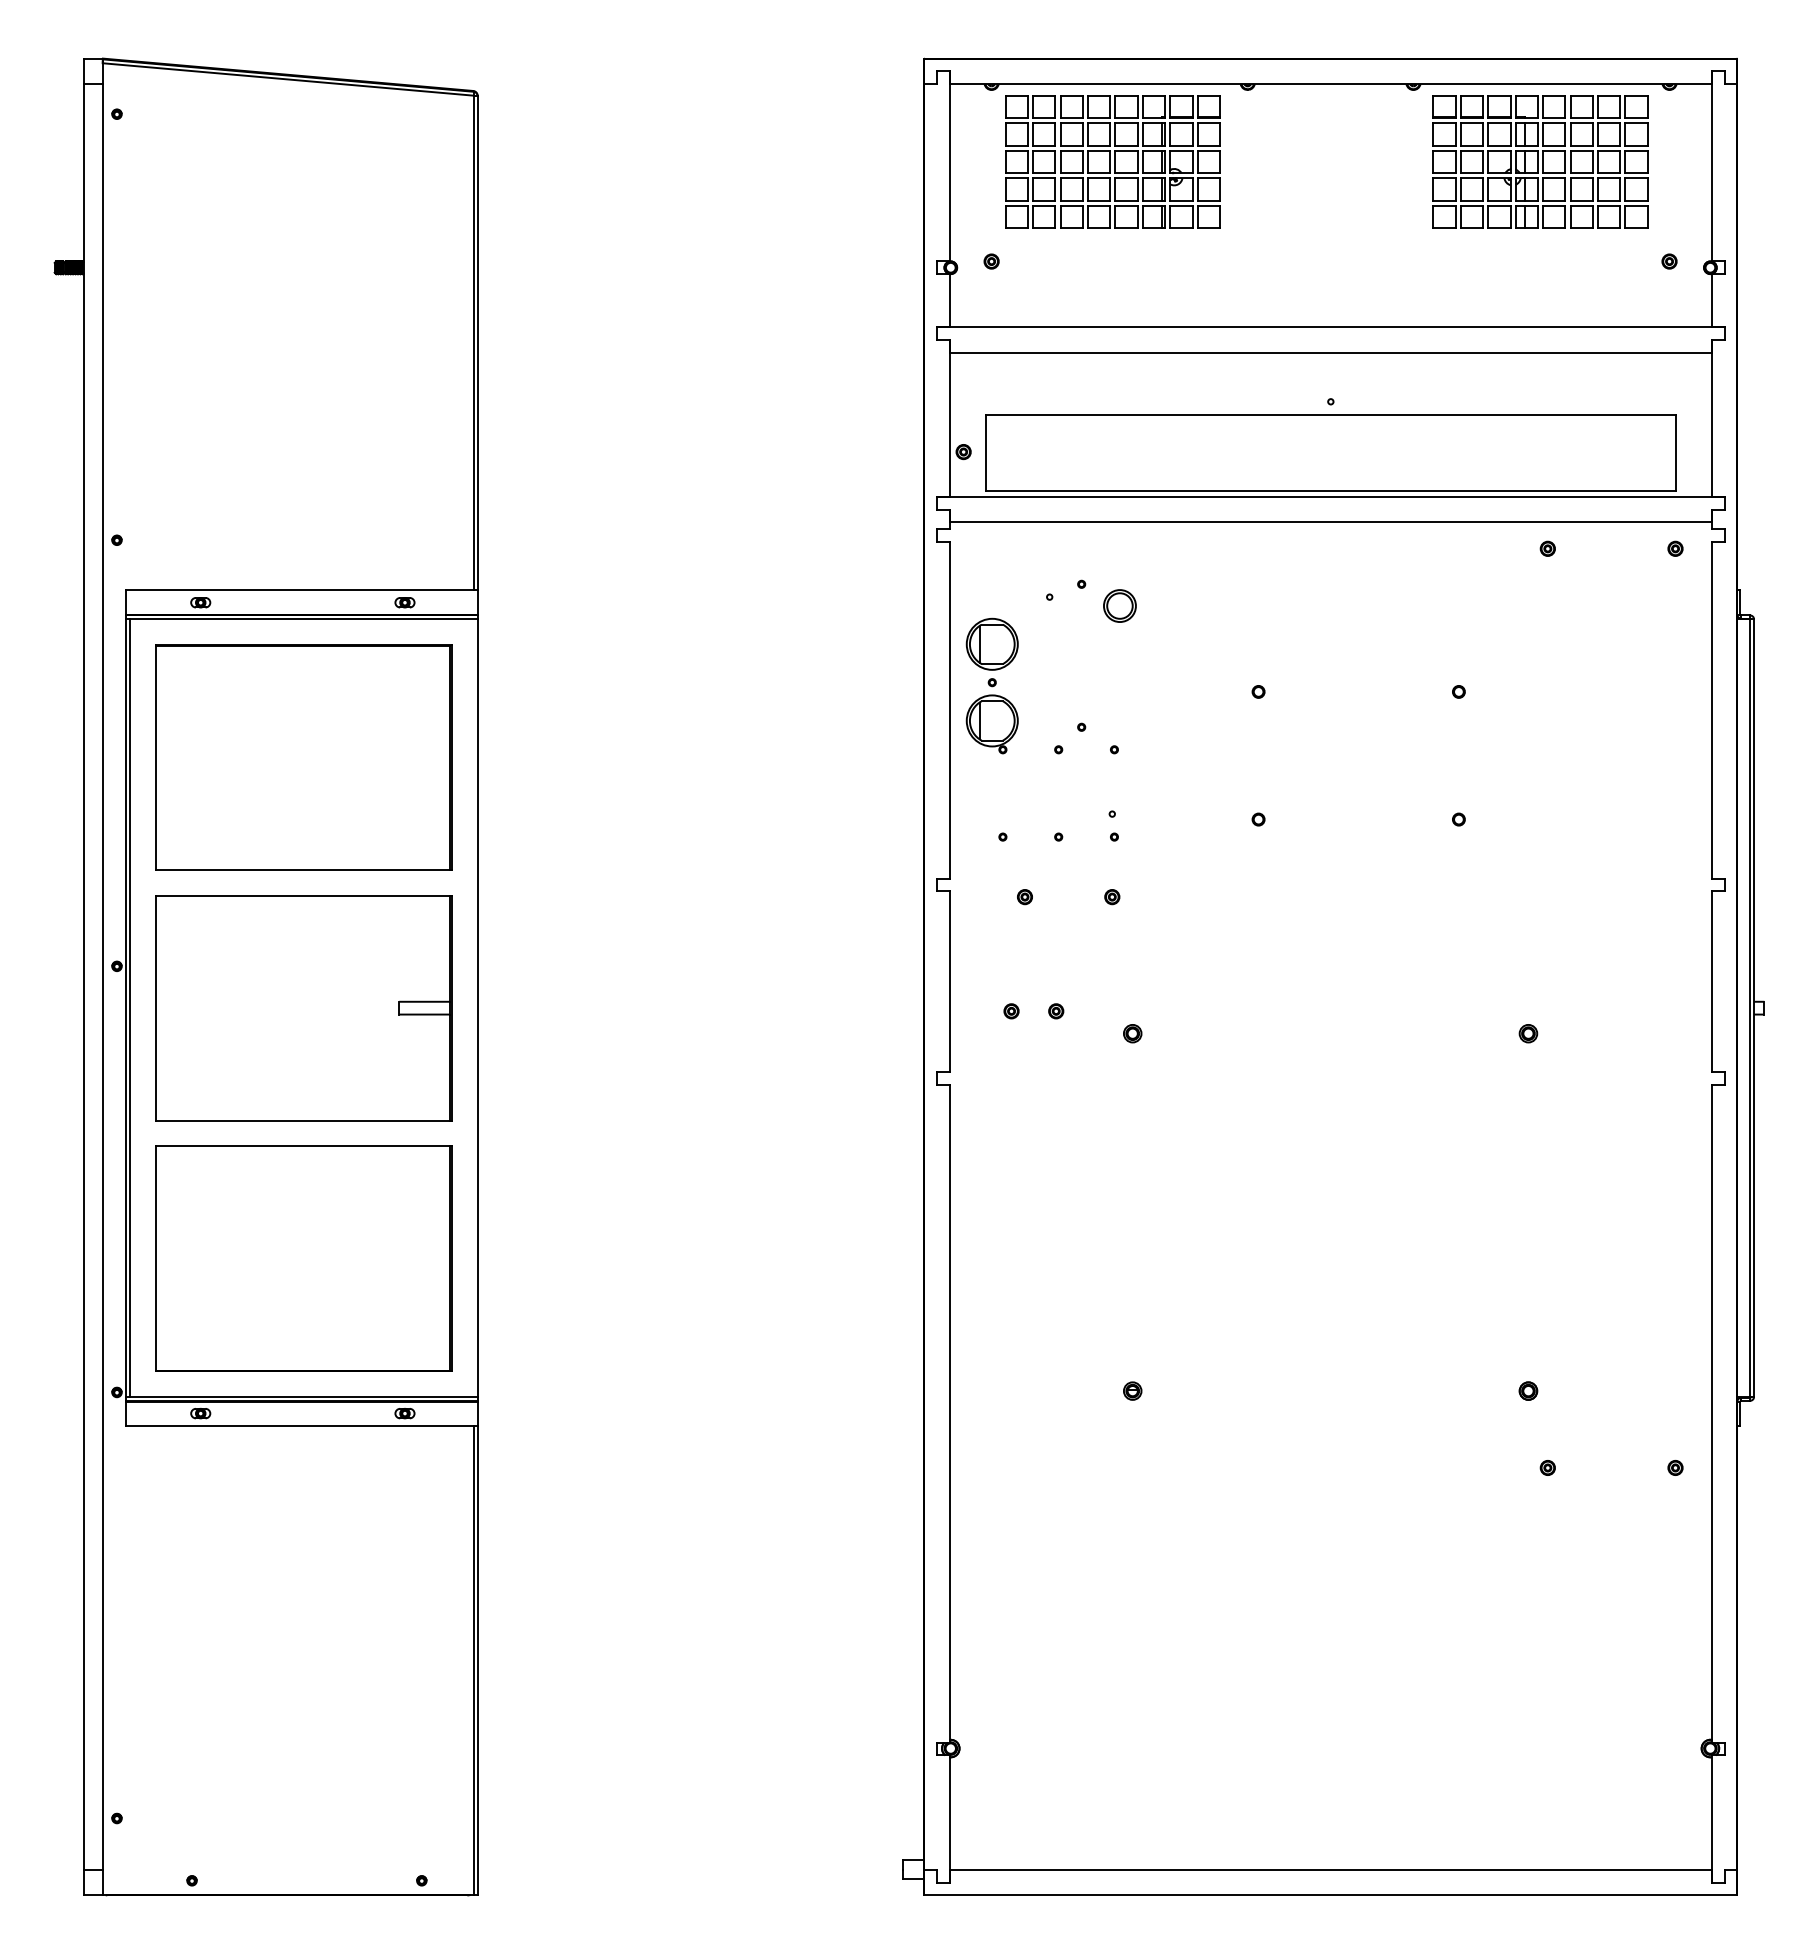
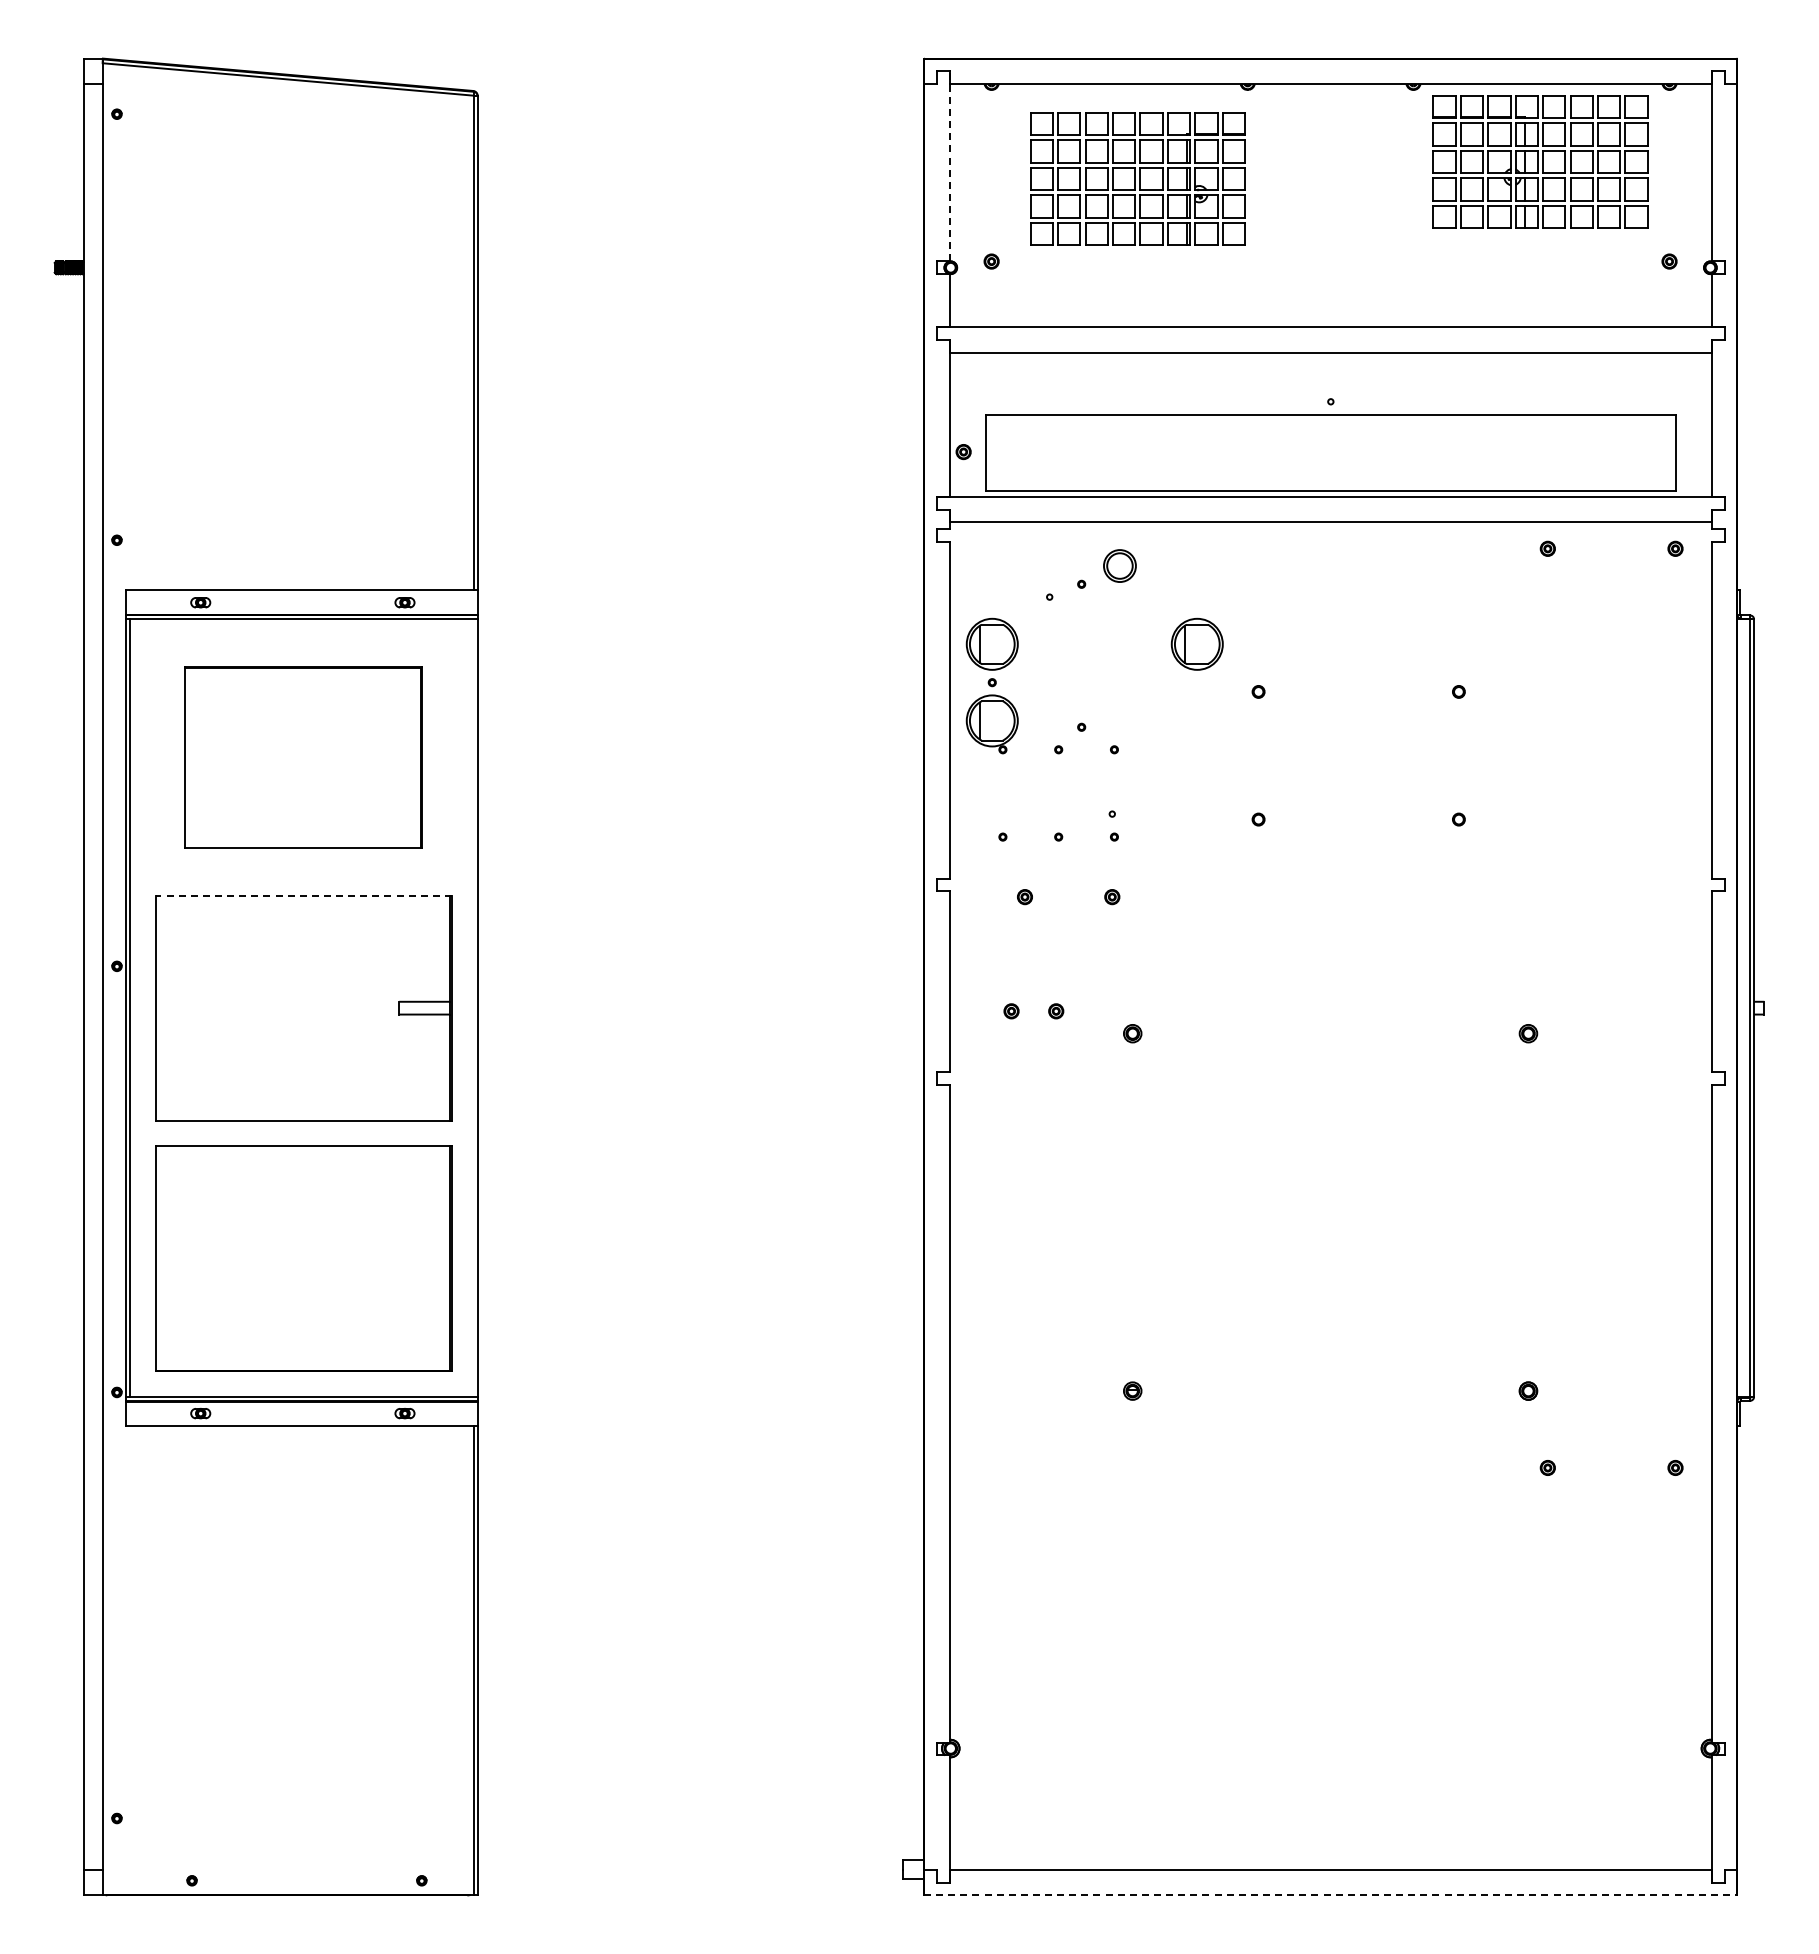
part position: (1112, 161) -> (1137, 178) (1137, 178)
line: solid -> dashed (949, 166)
part position: (1119, 605) -> (1119, 565) (1119, 565)
part: none -> present (1196, 643)
part size: 298x227 px -> 239x183 px (303, 757)
line: solid -> dashed (303, 895)
line: solid -> dashed (1330, 1895)
